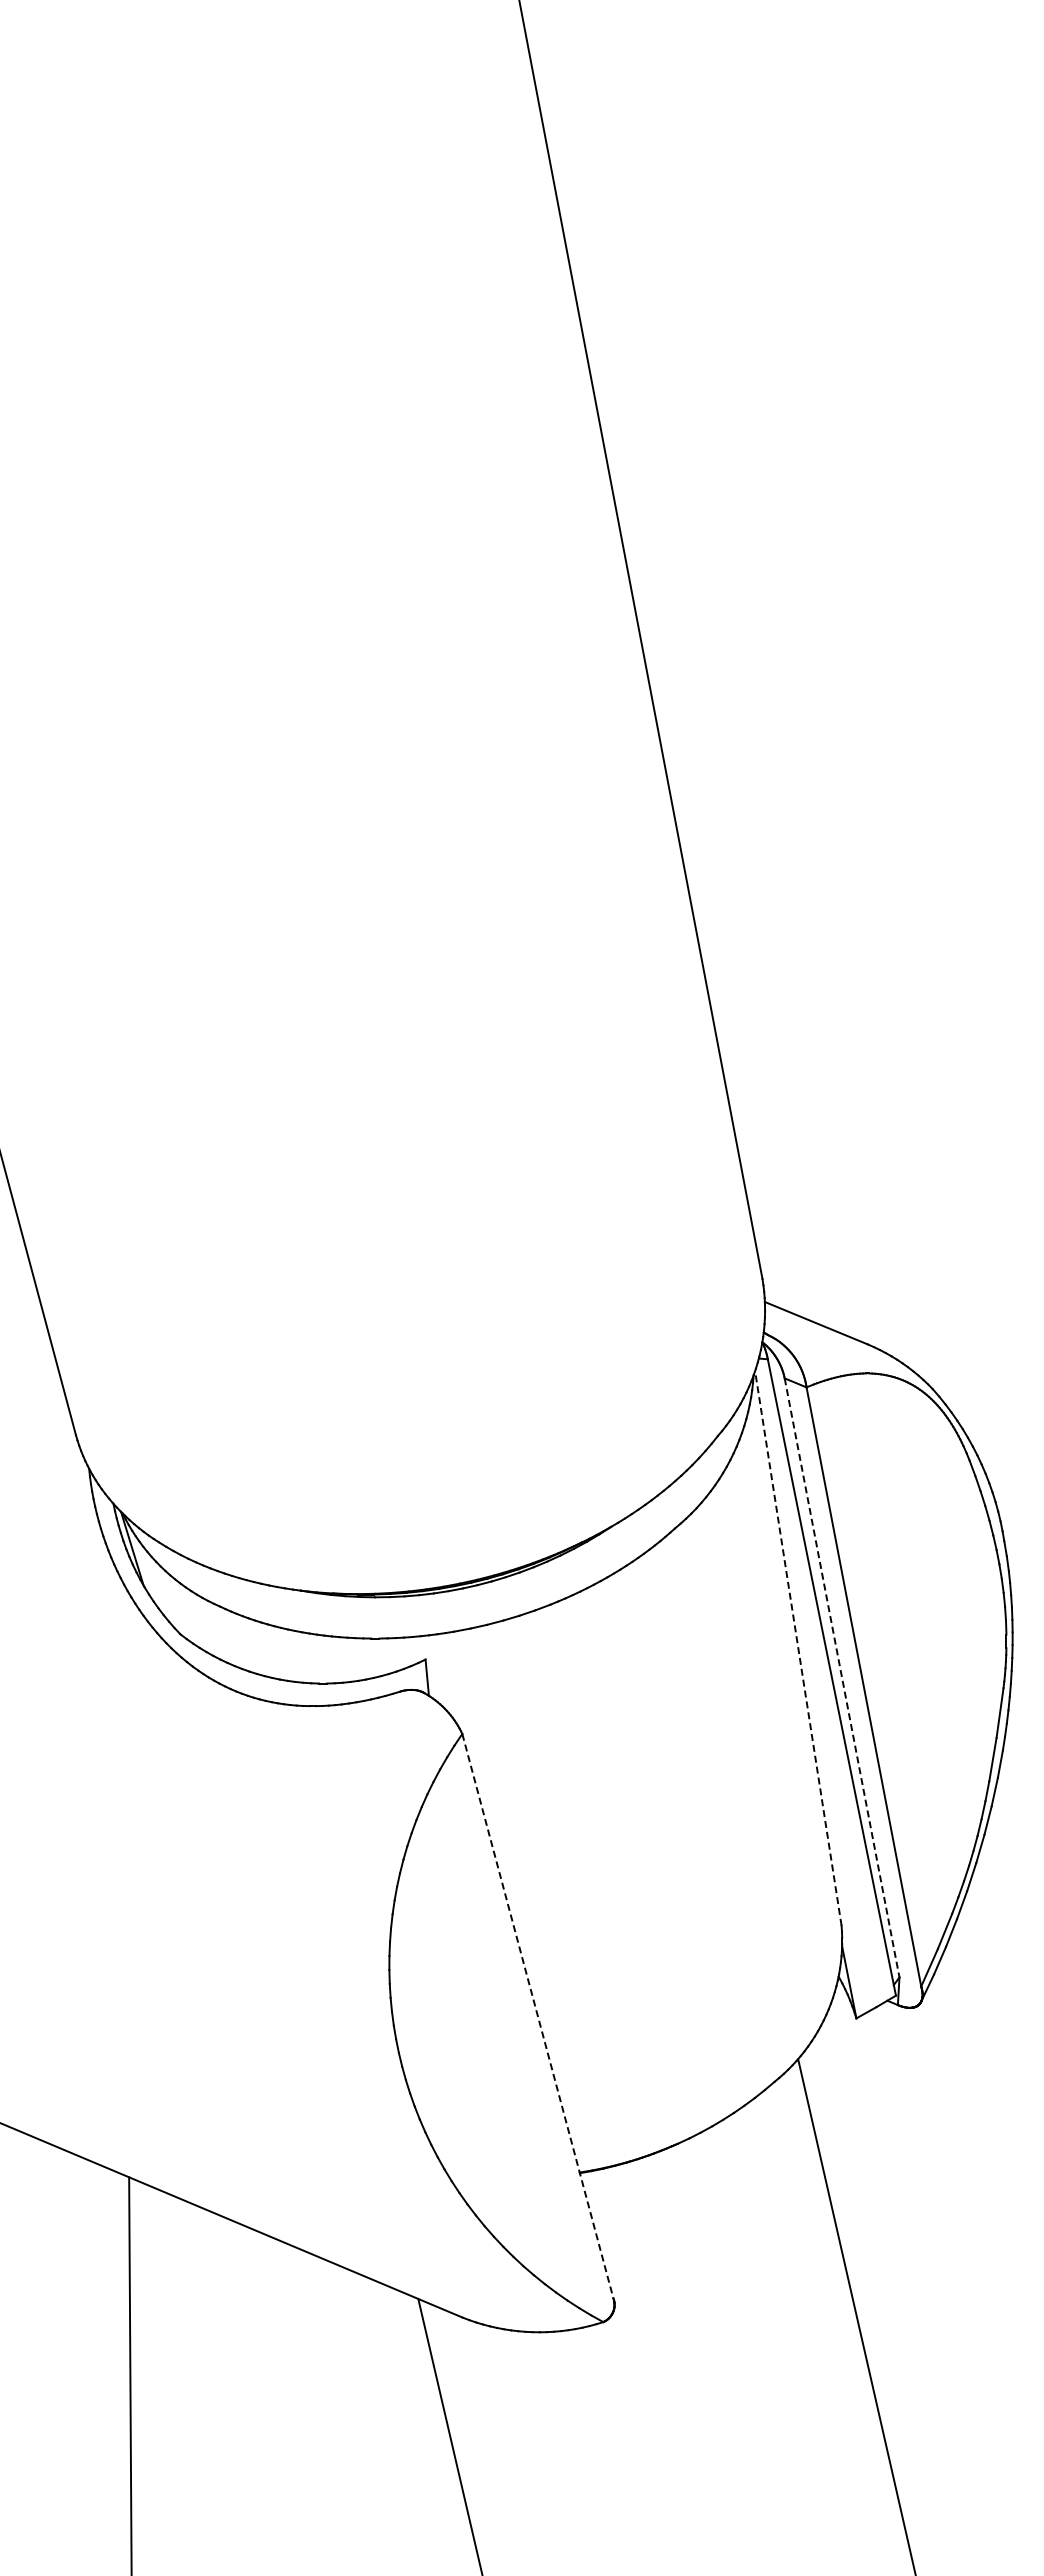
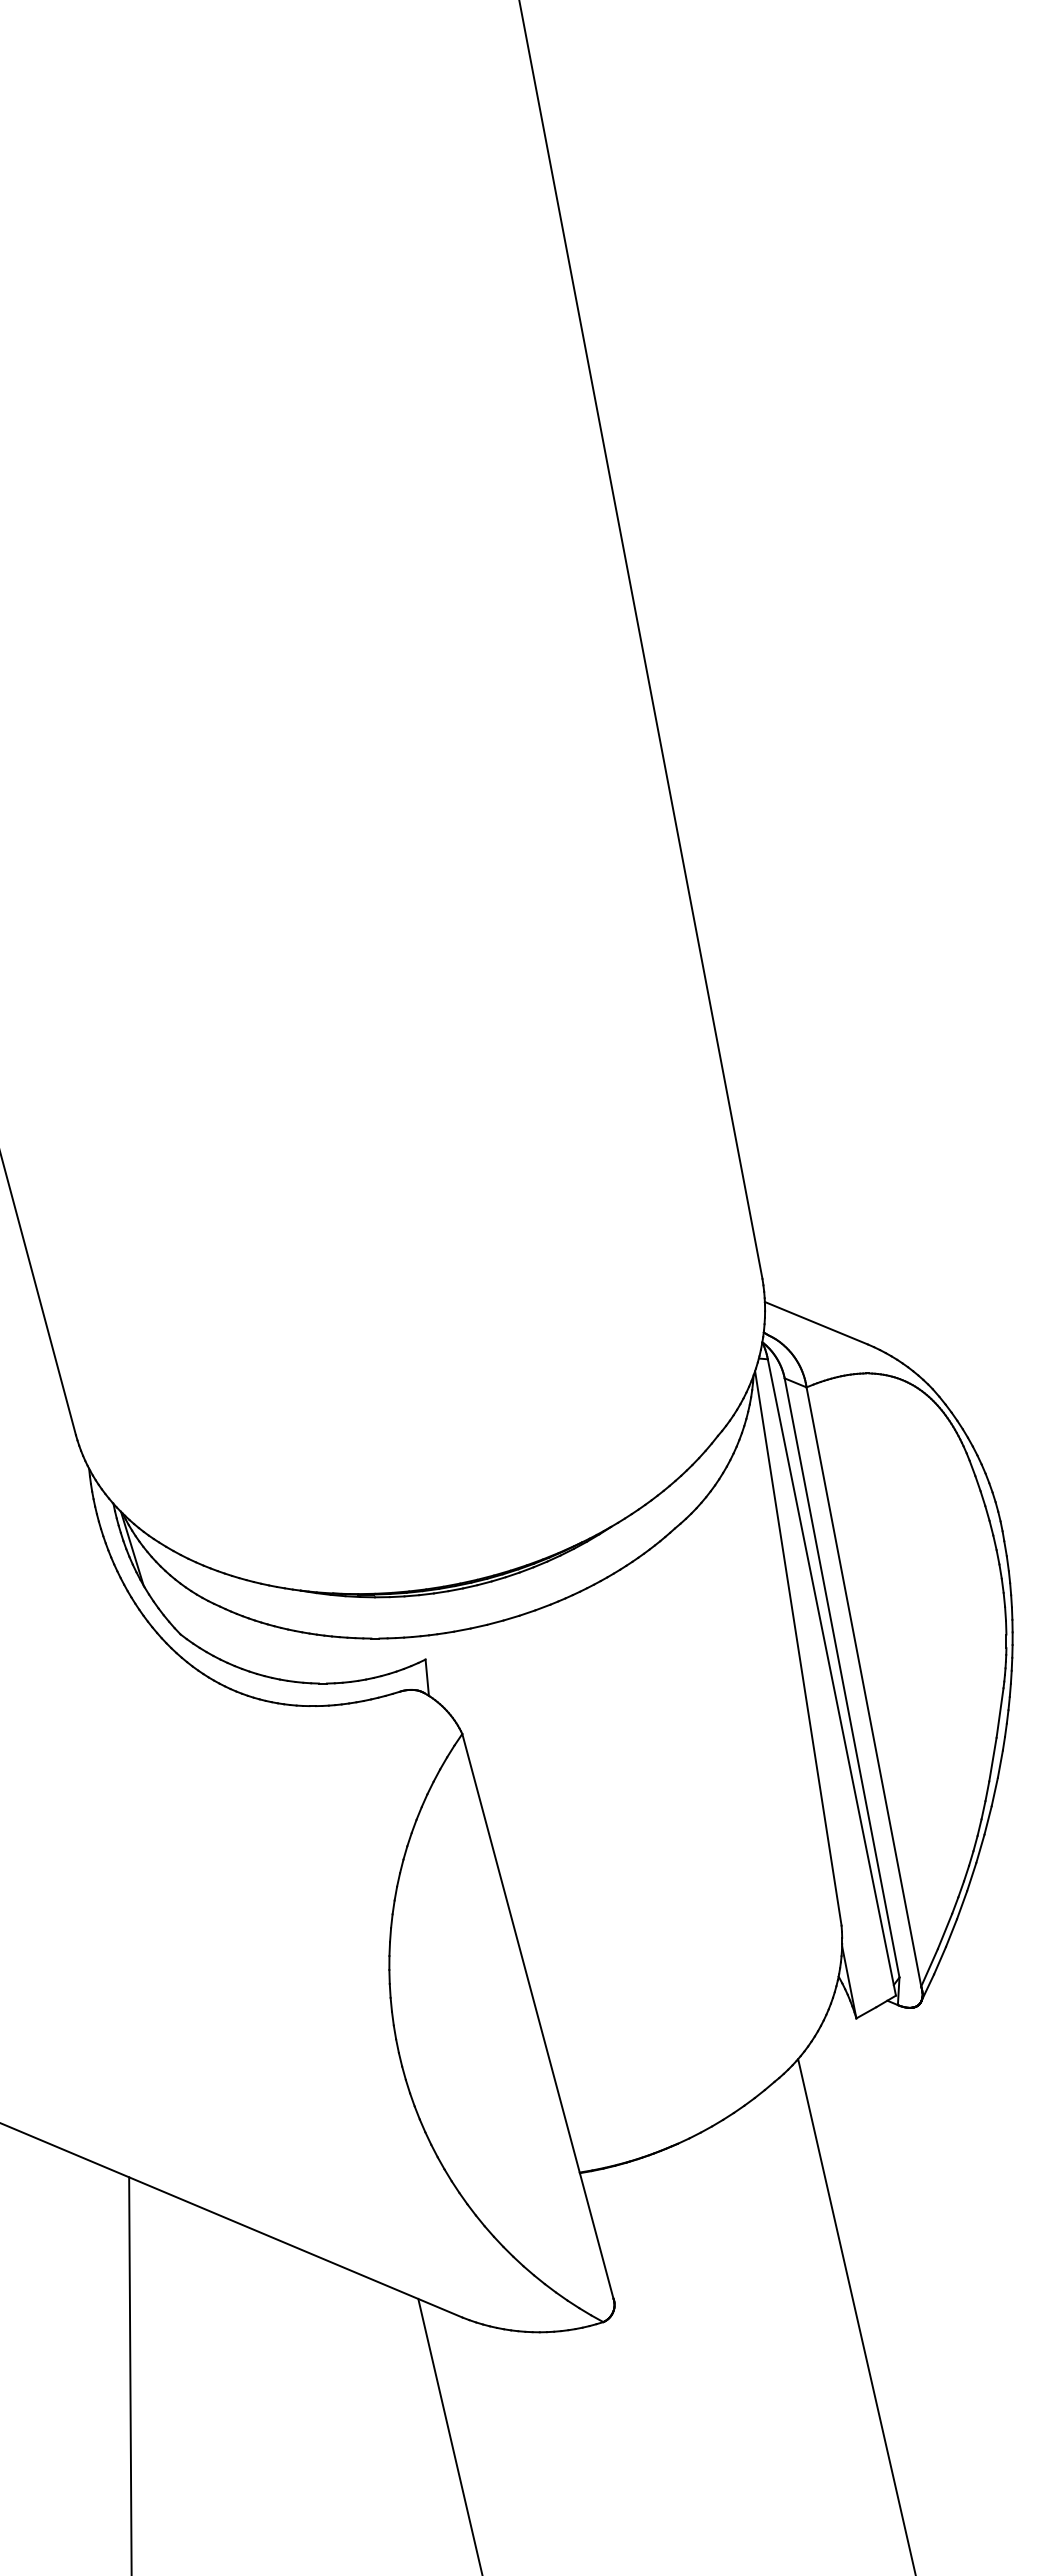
line: dashed -> solid (798, 1648)
line: dashed -> solid (842, 1678)
line: dashed -> solid (538, 2016)
